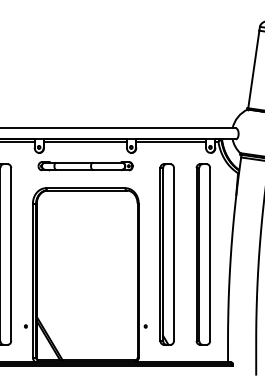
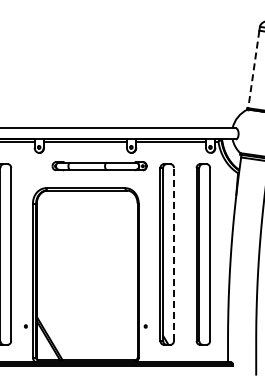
line: solid -> dashed (253, 69)
part position: (85, 166) -> (99, 166) (99, 166)
line: solid -> dashed (173, 253)
